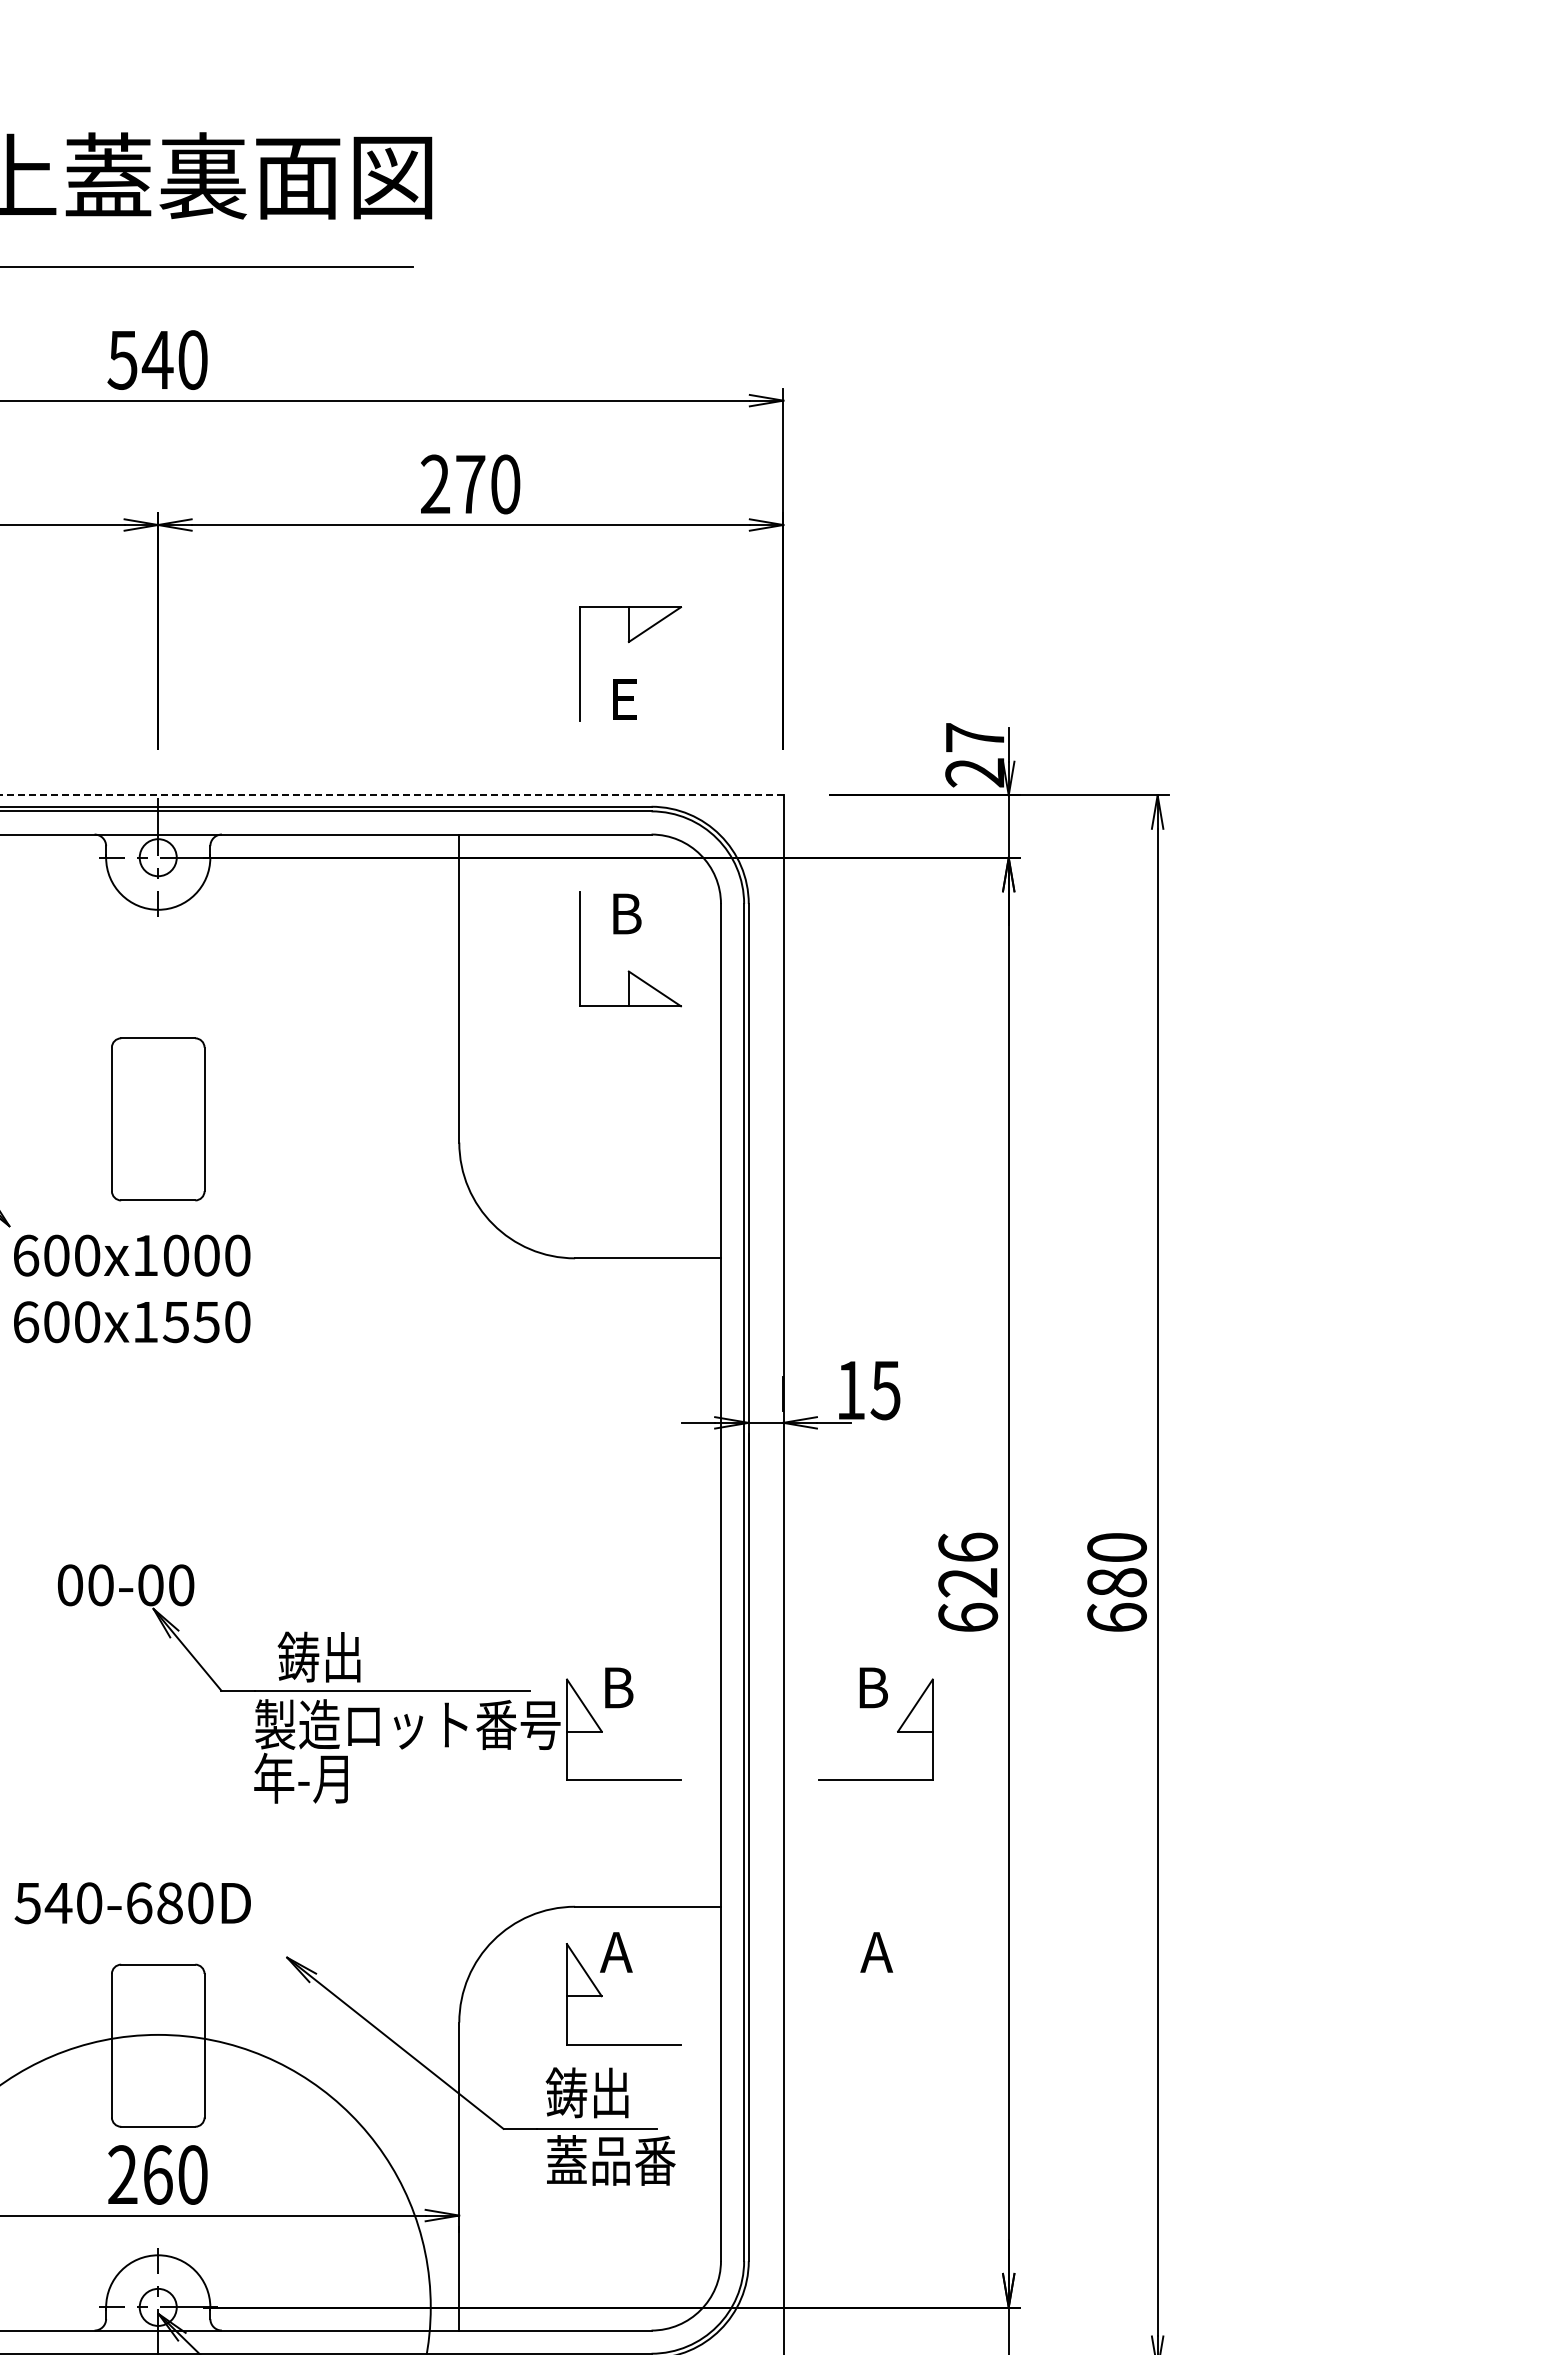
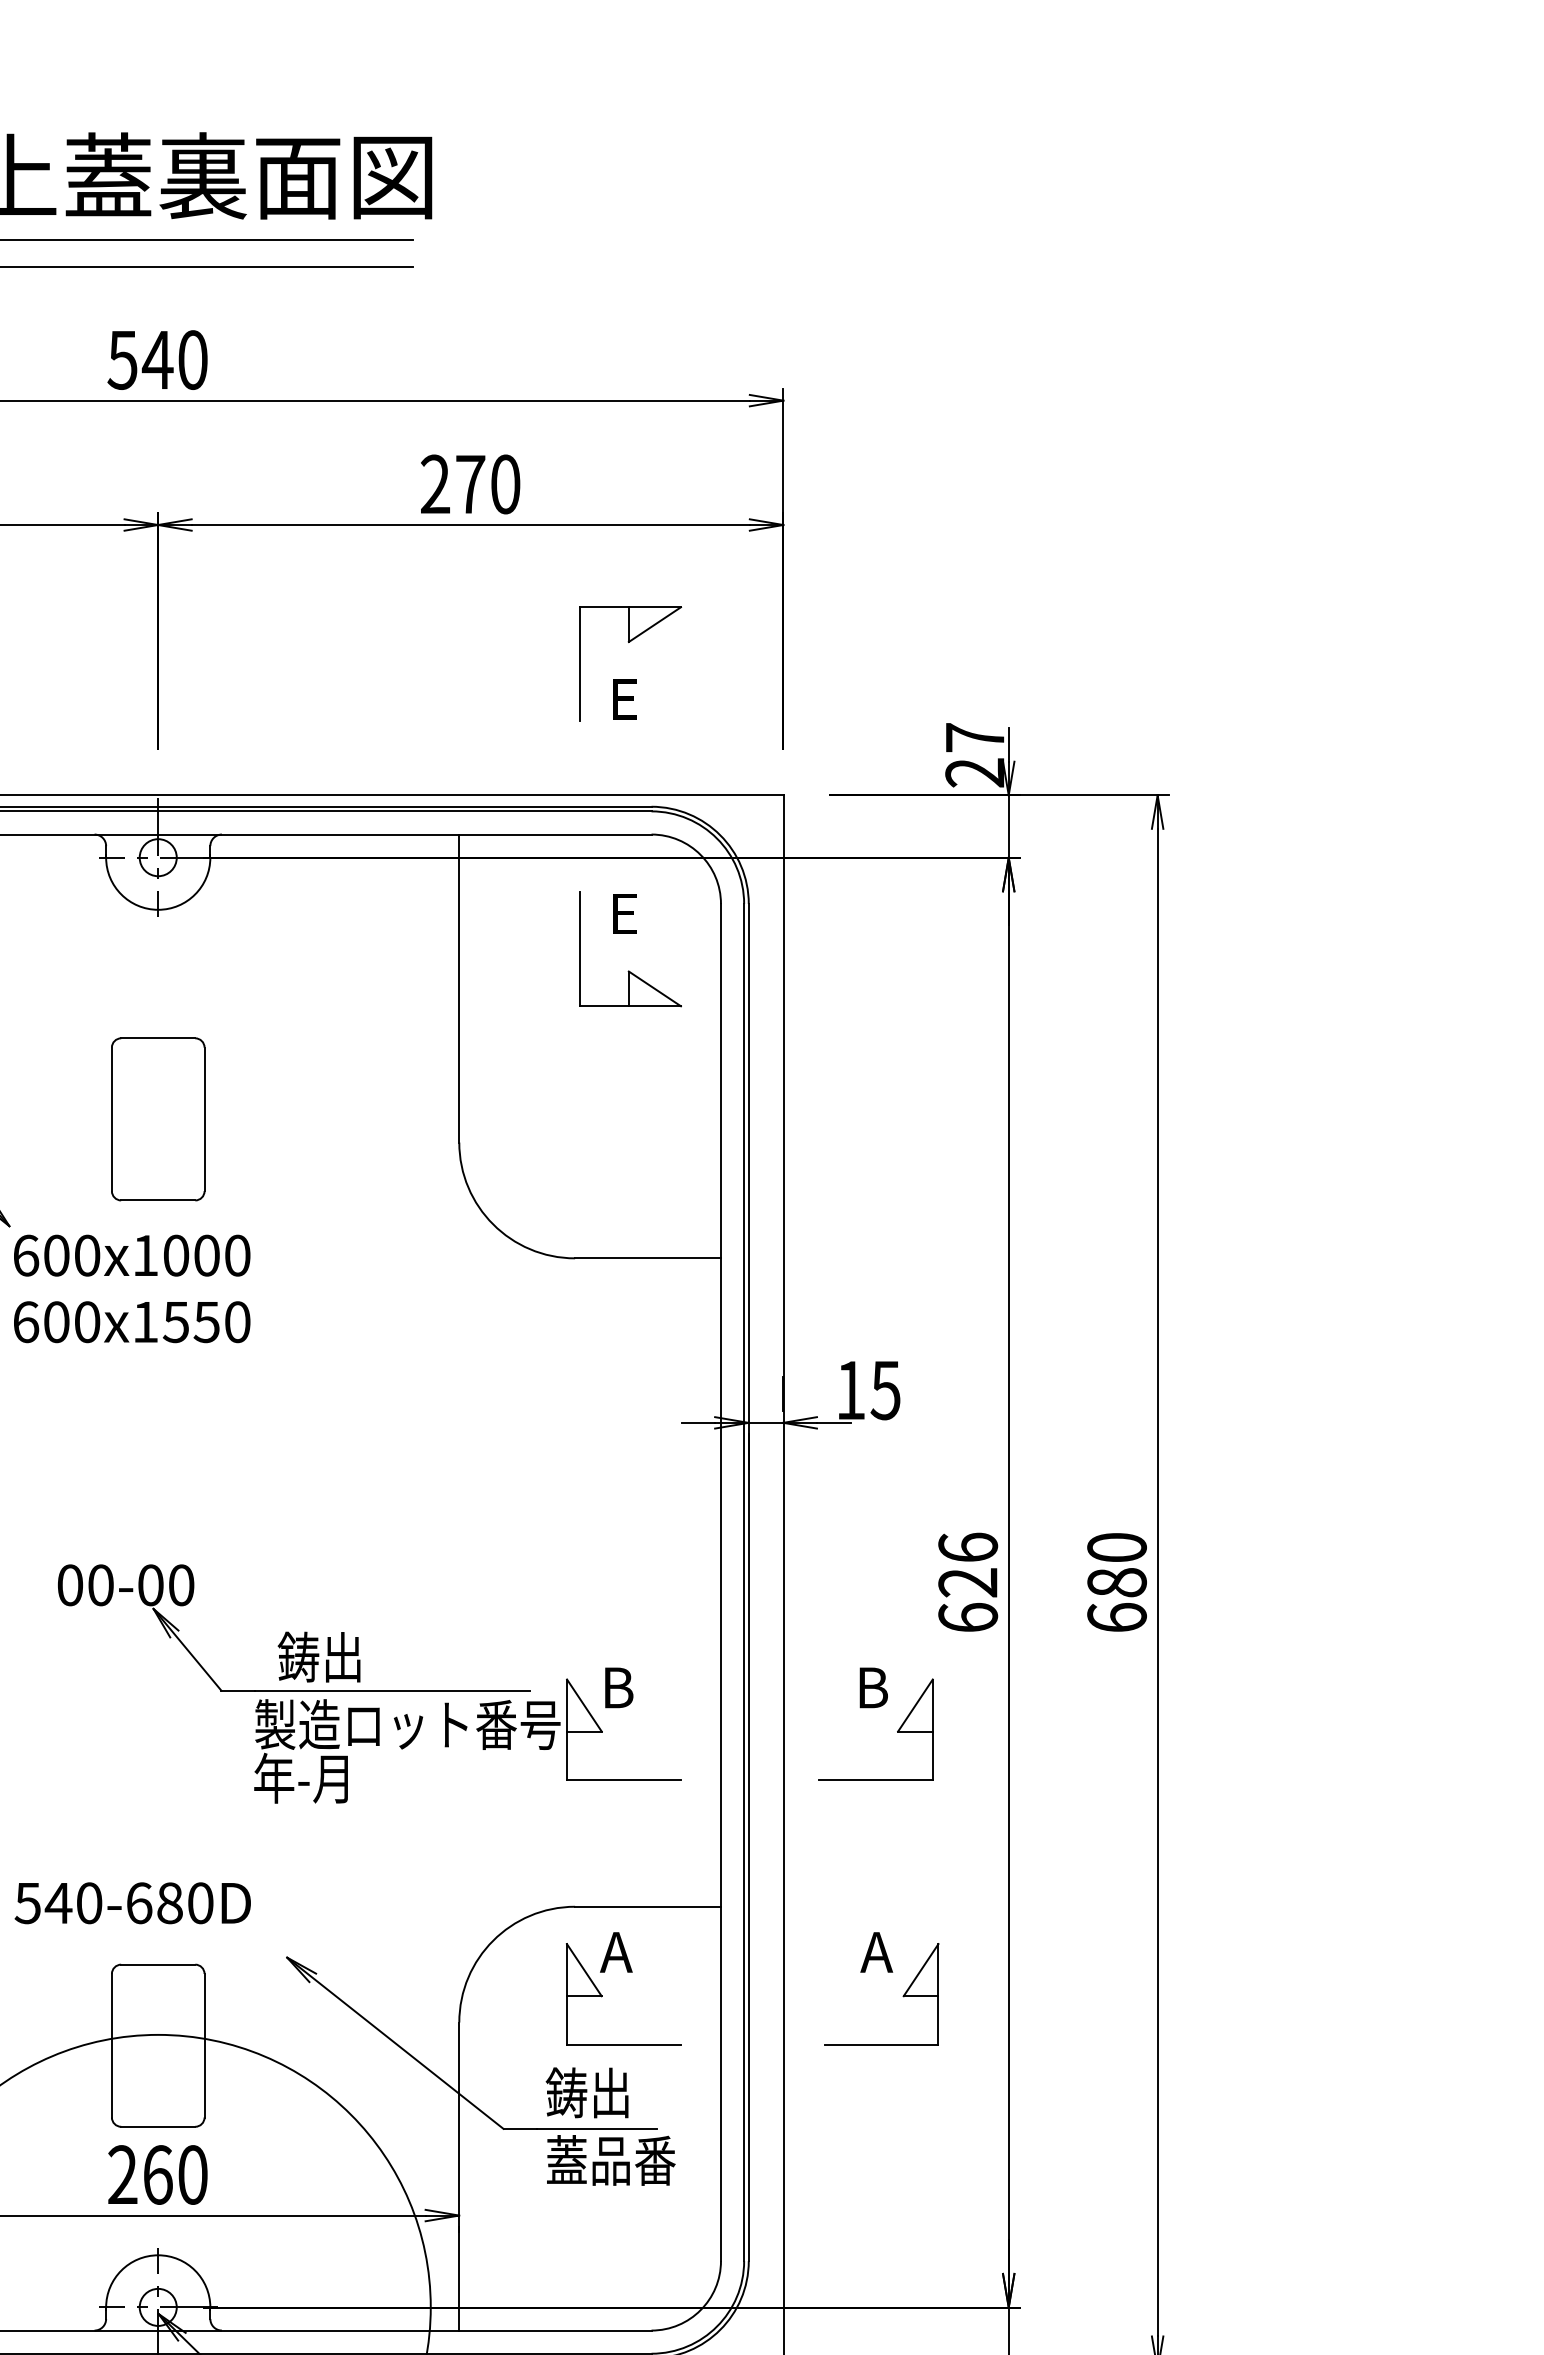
line: none -> present (207, 240)
line: dashed -> solid (391, 795)
text: B -> E (627, 913)
part: none -> present (902, 1996)
